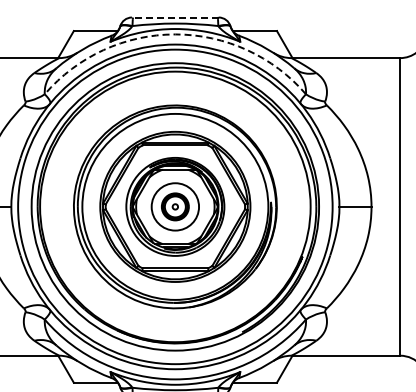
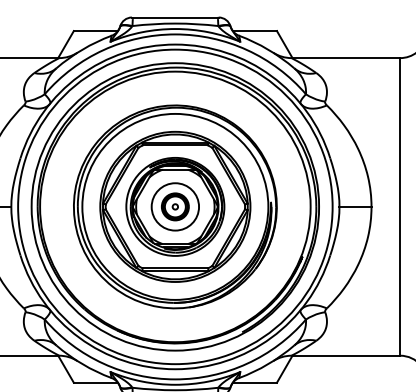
line: dashed -> solid (174, 17)
arc: dashed -> solid (175, 34)
